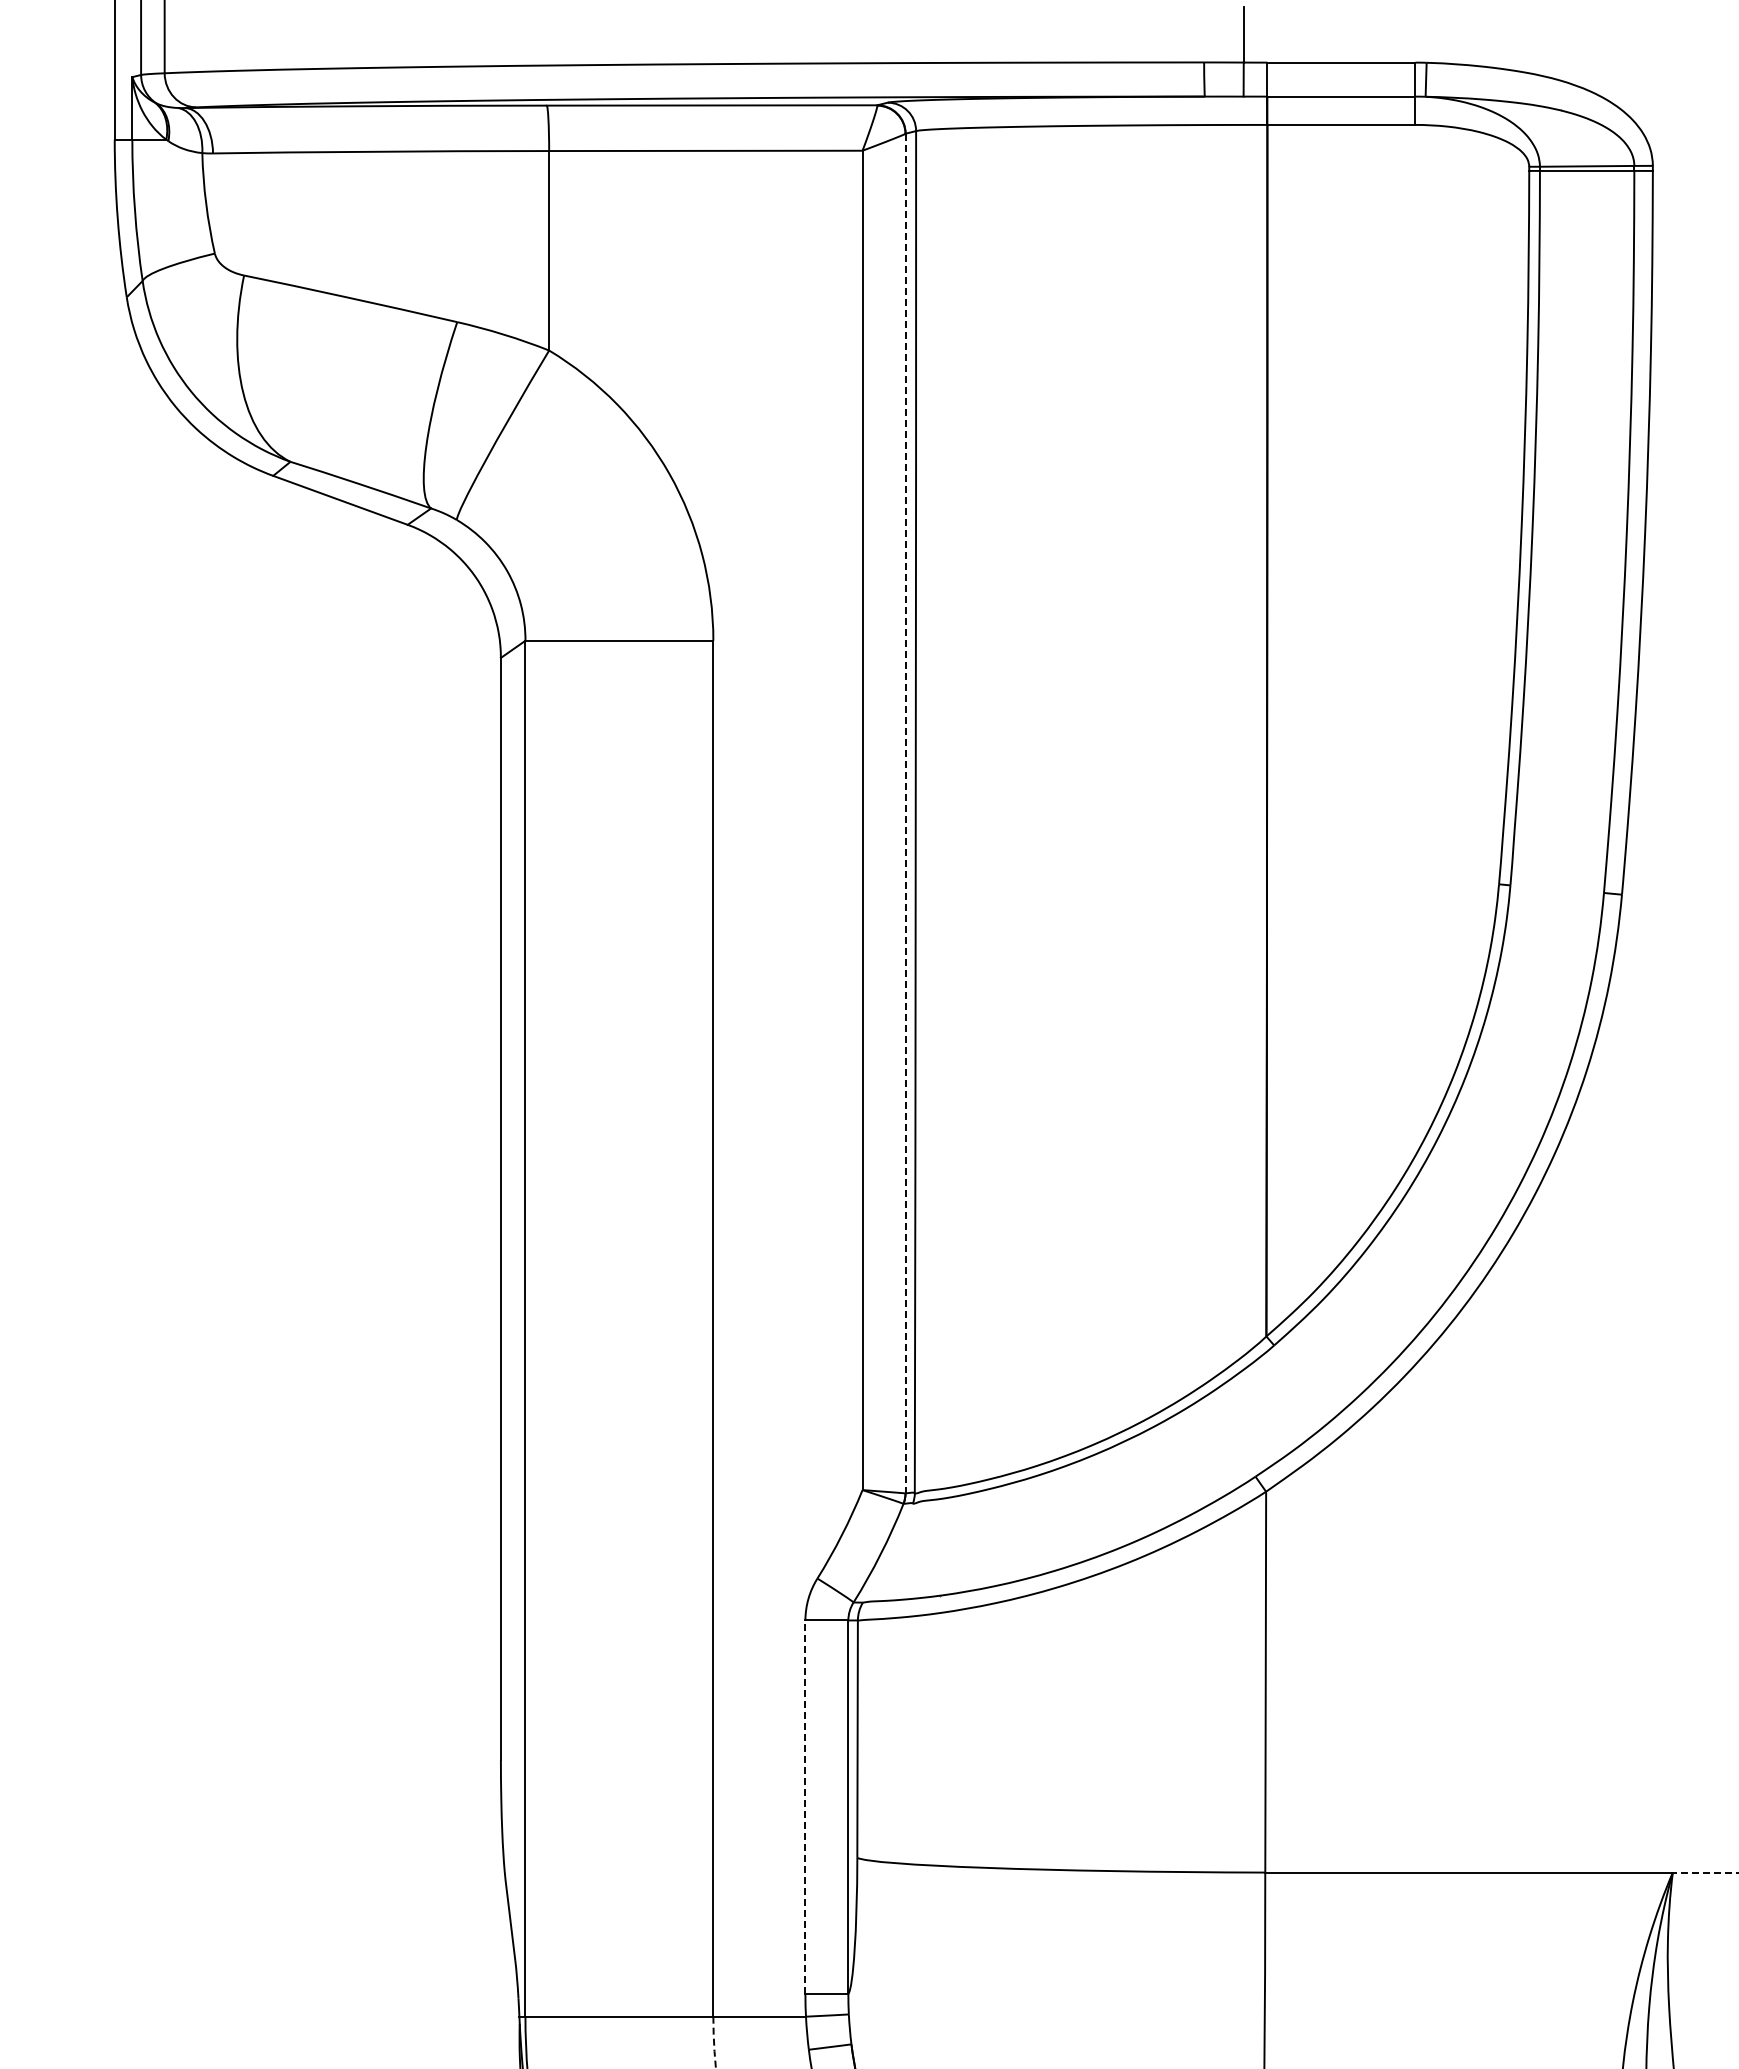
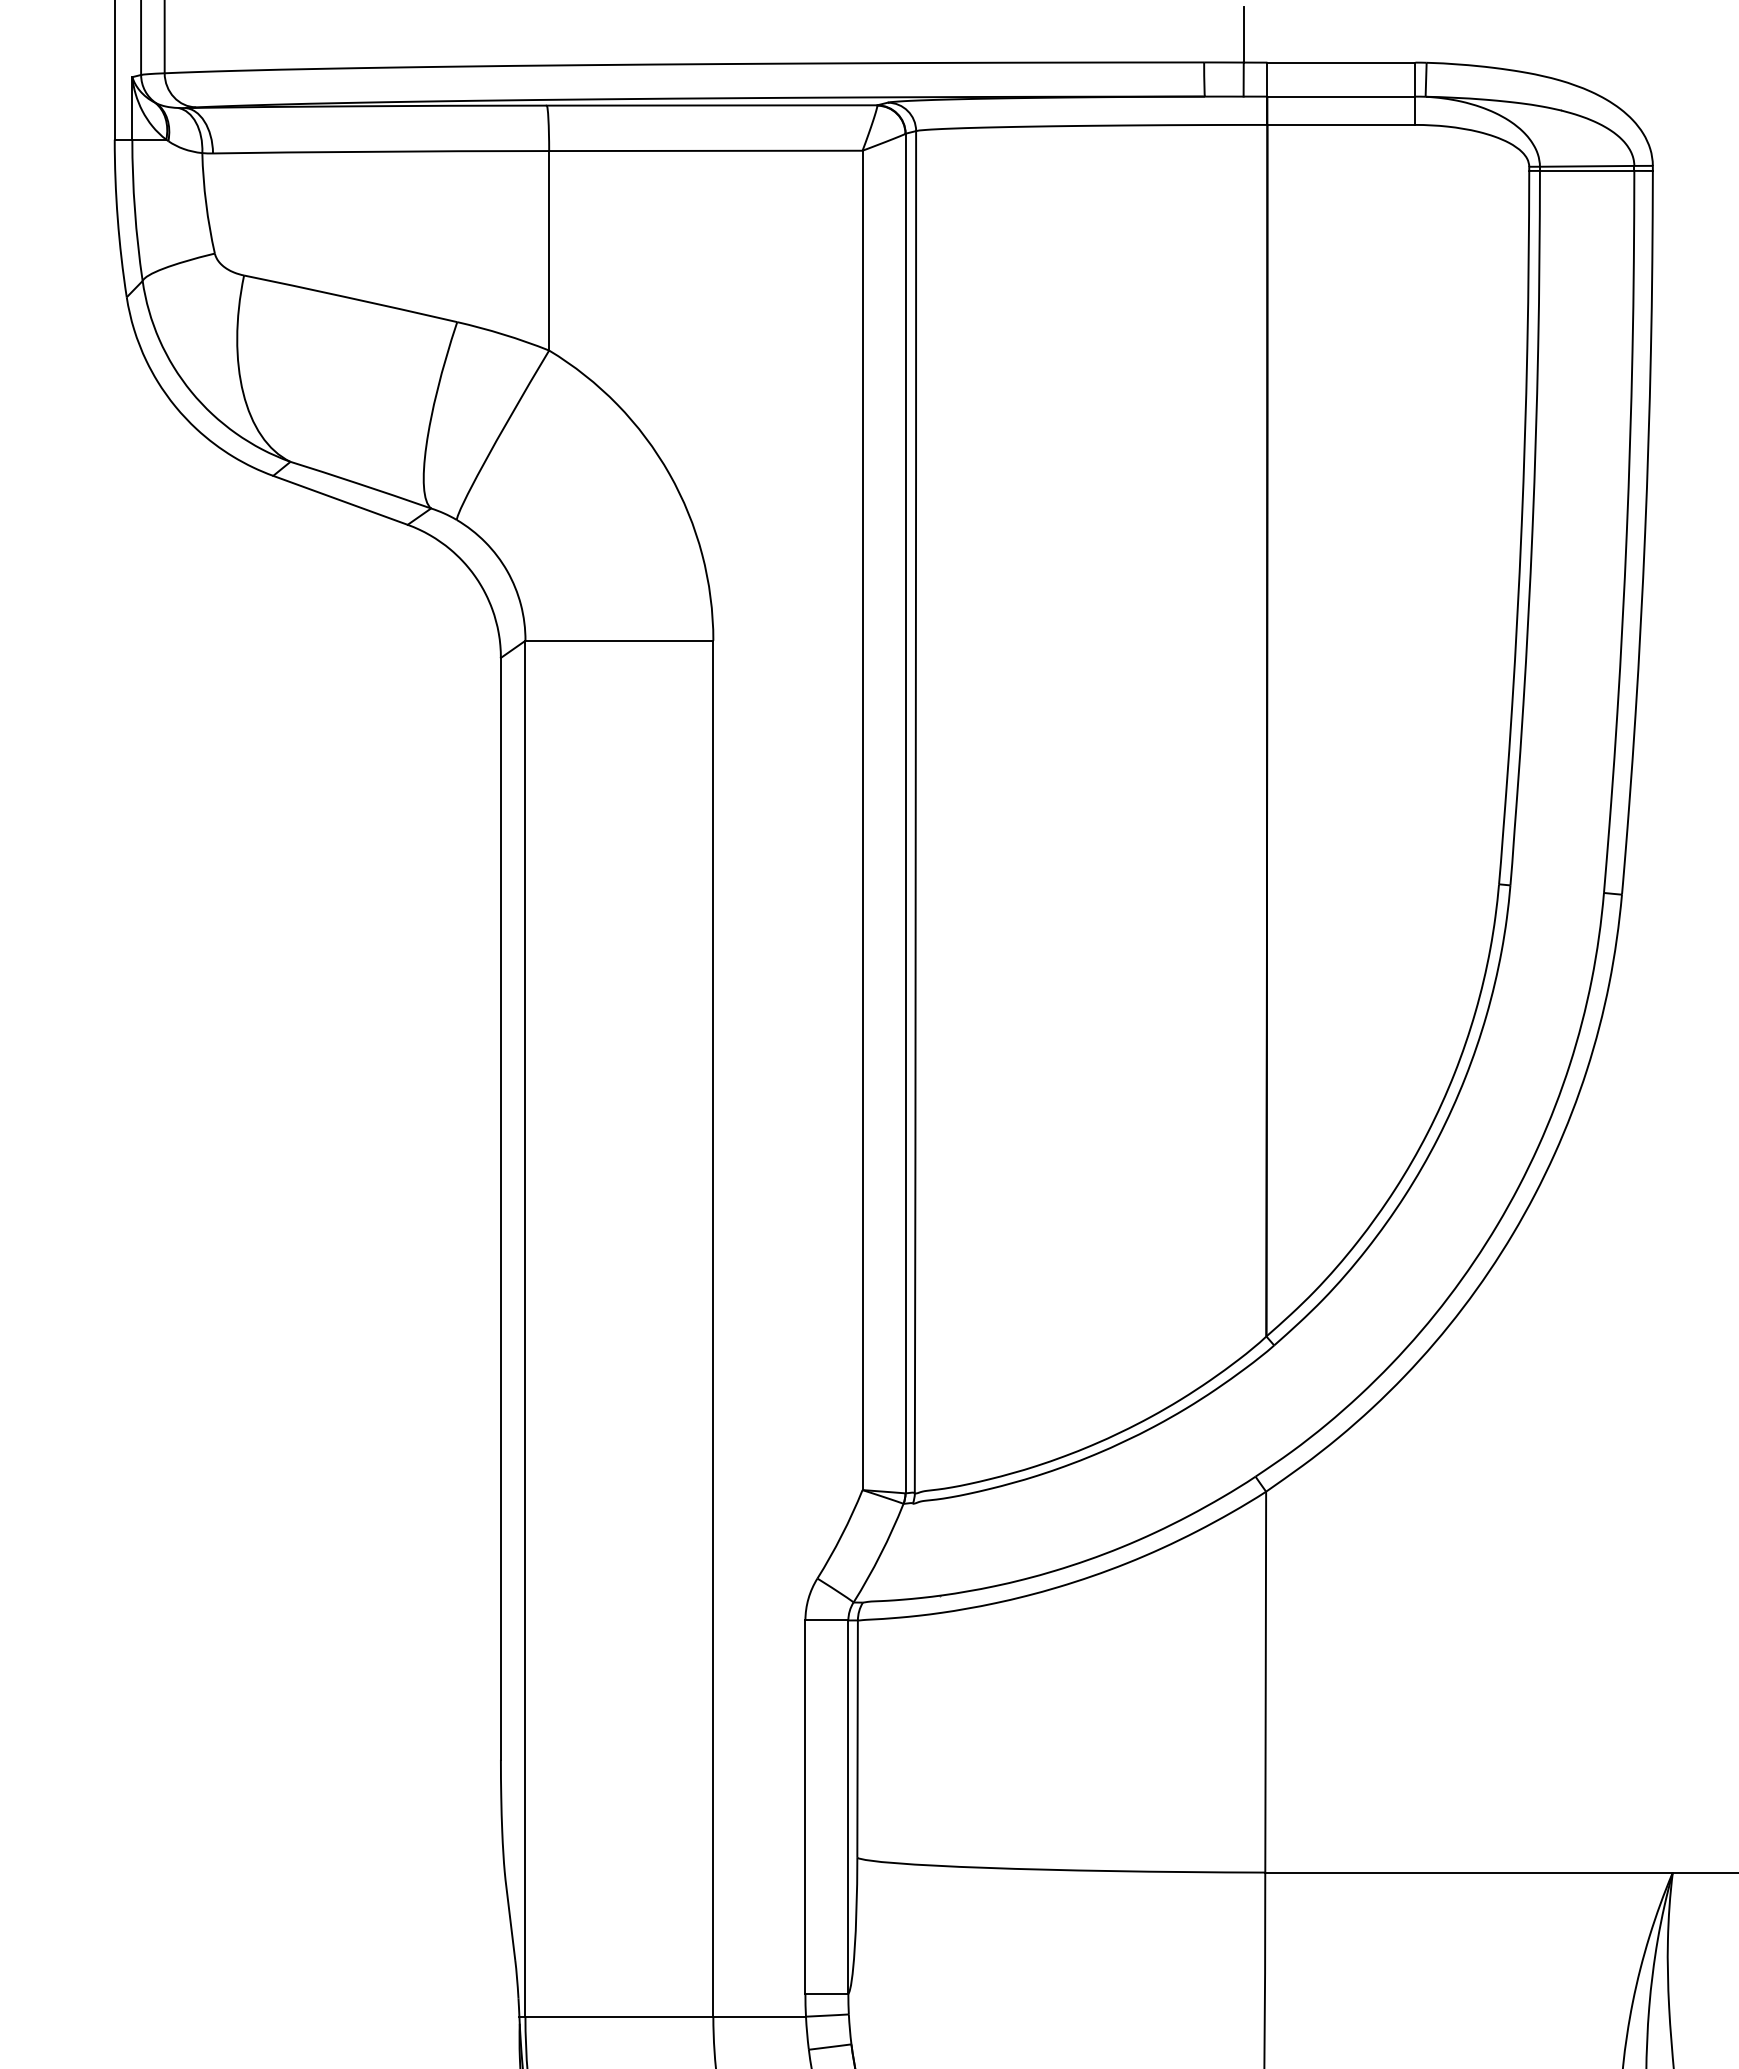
line: dashed -> solid (905, 813)
line: dashed -> solid (805, 1807)
line: dashed -> solid (1705, 1872)
arc: dashed -> solid (714, 2043)
